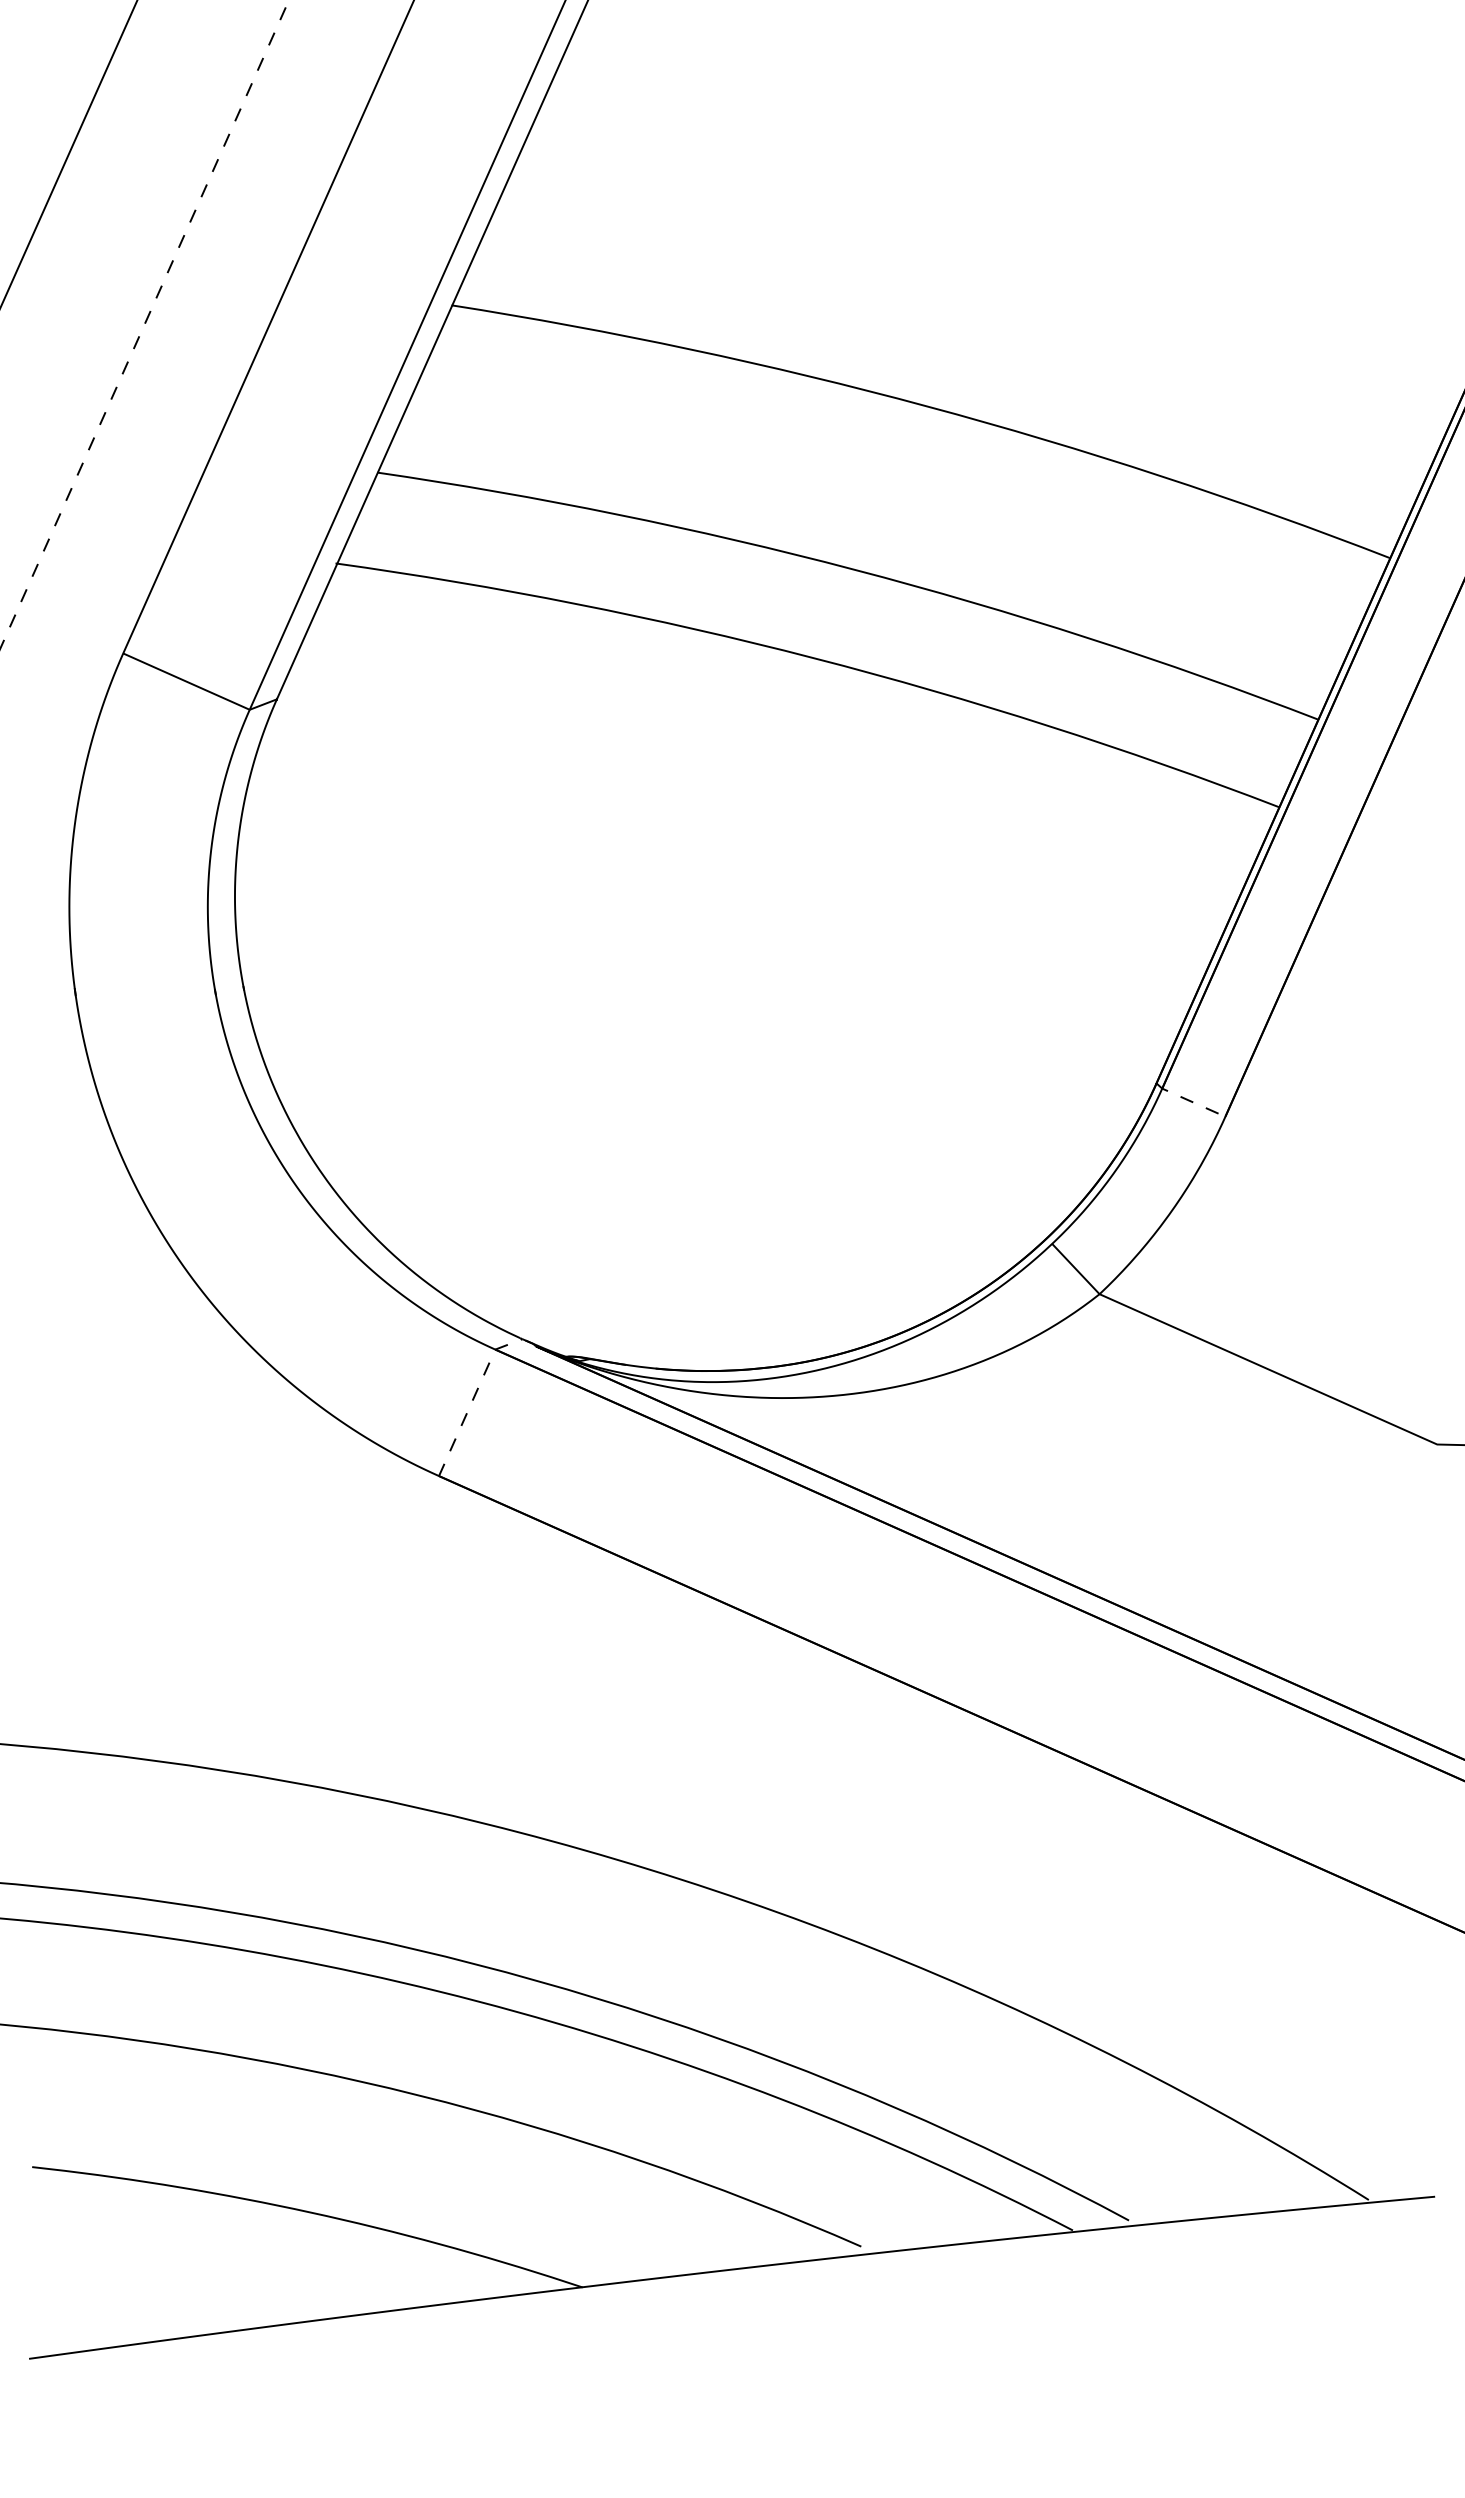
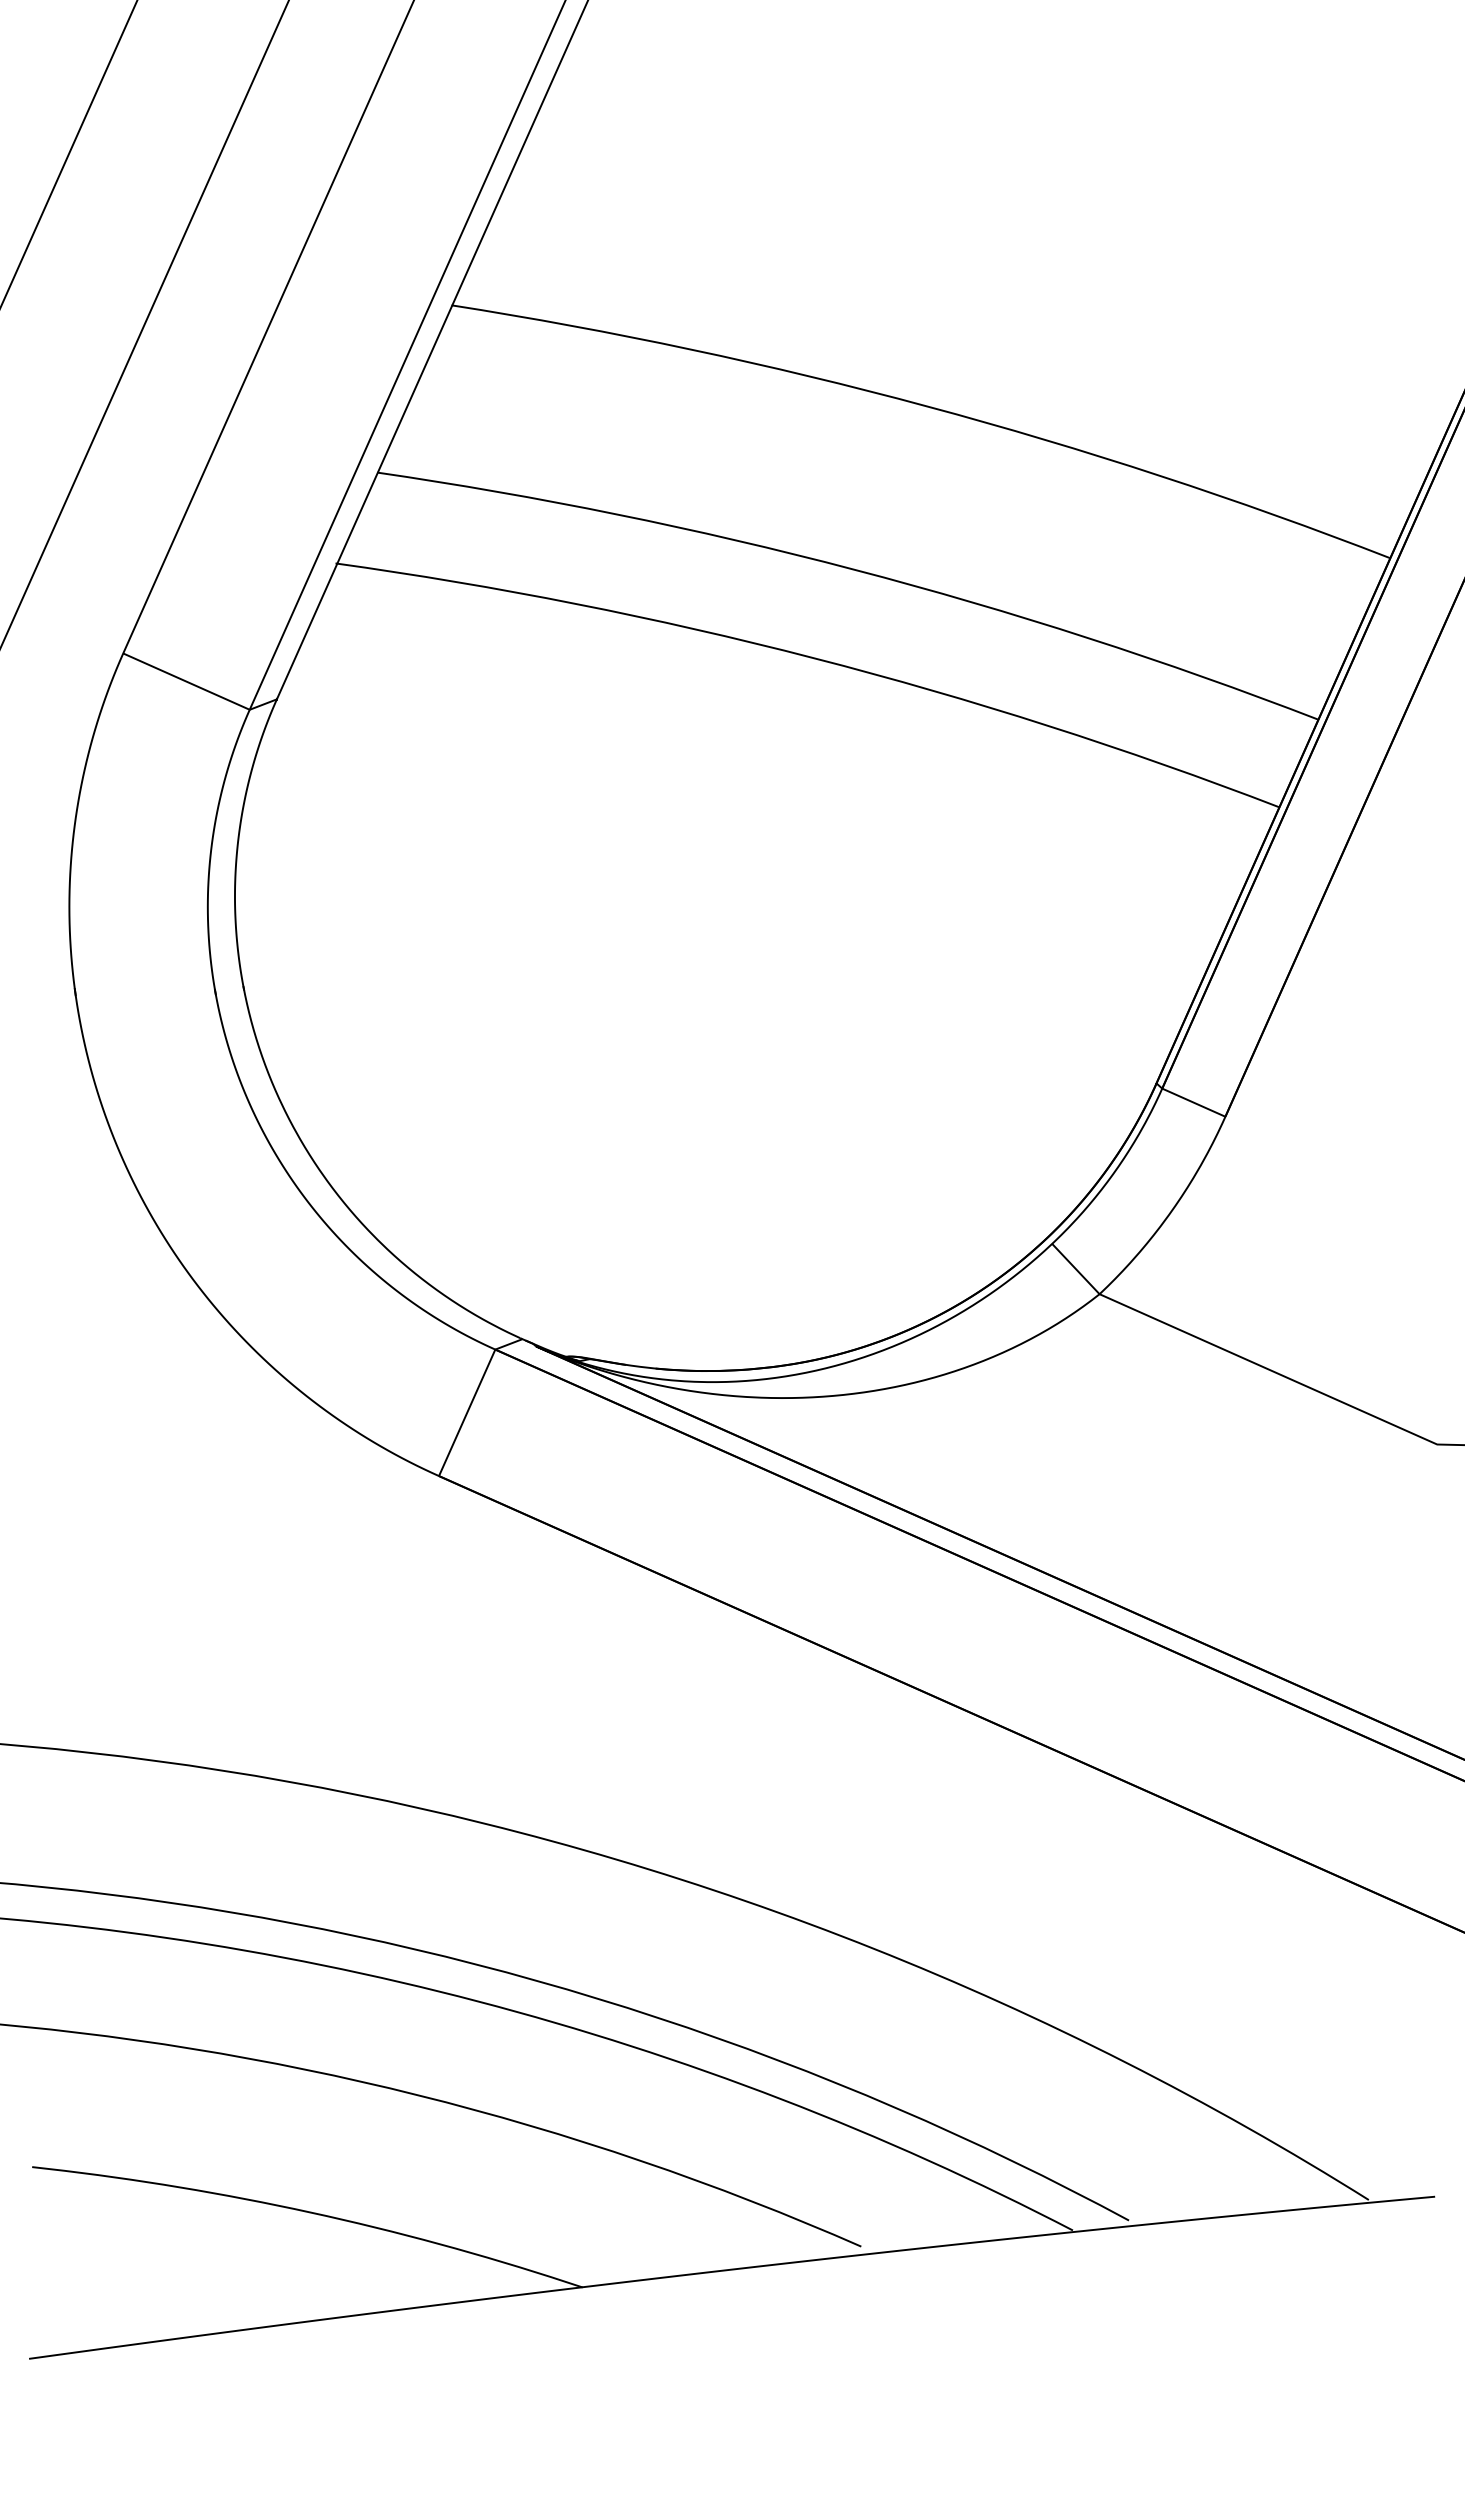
line: dashed -> solid (144, 324)
line: dashed -> solid (1190, 1101)
line: dashed -> solid (475, 1393)
